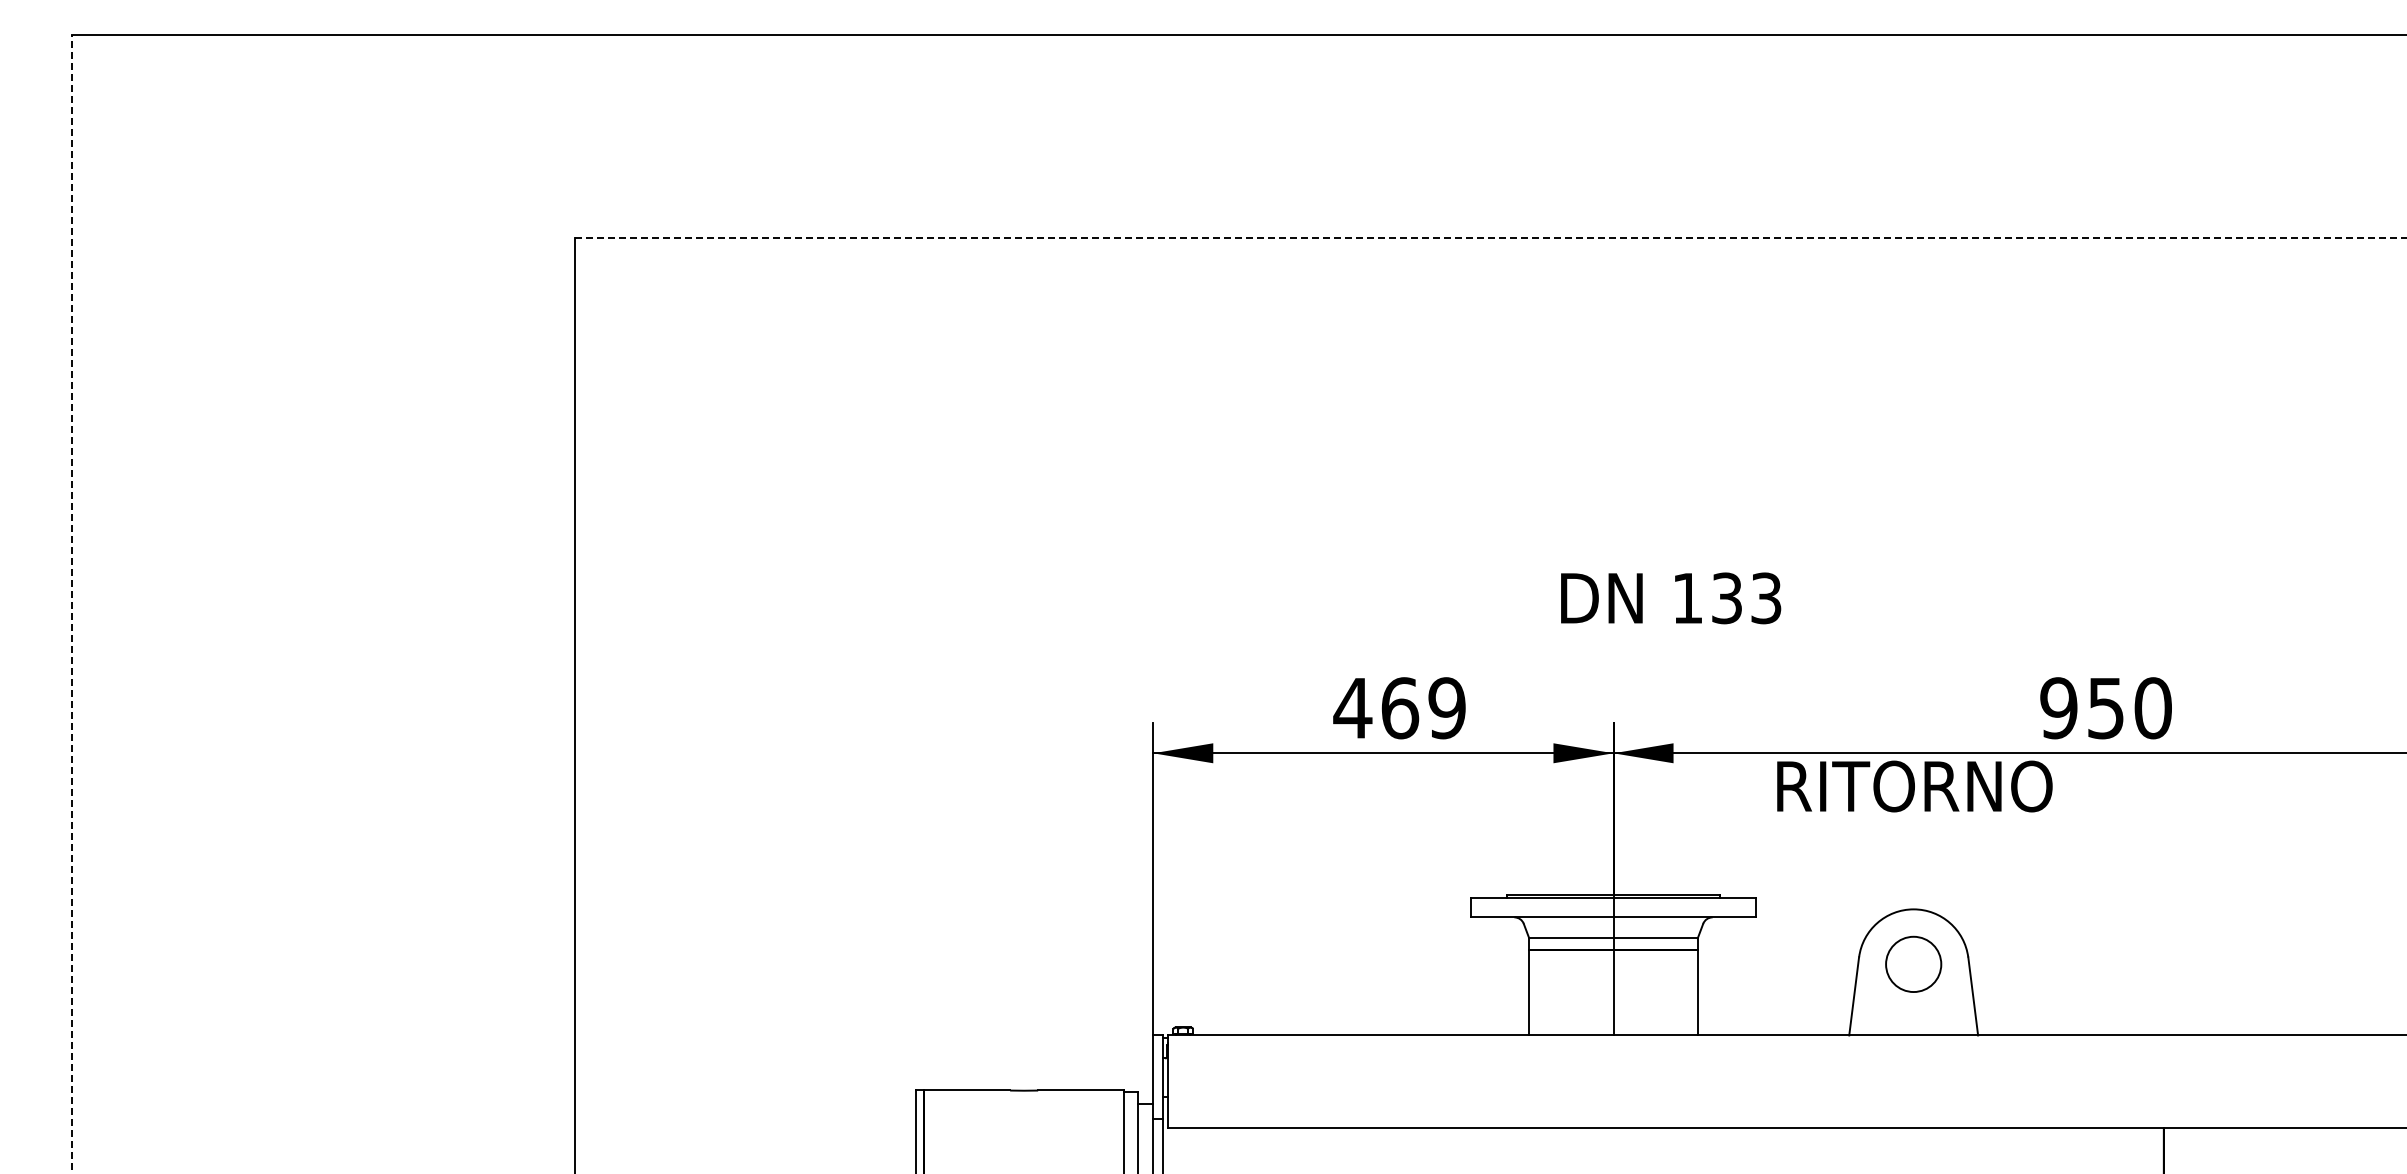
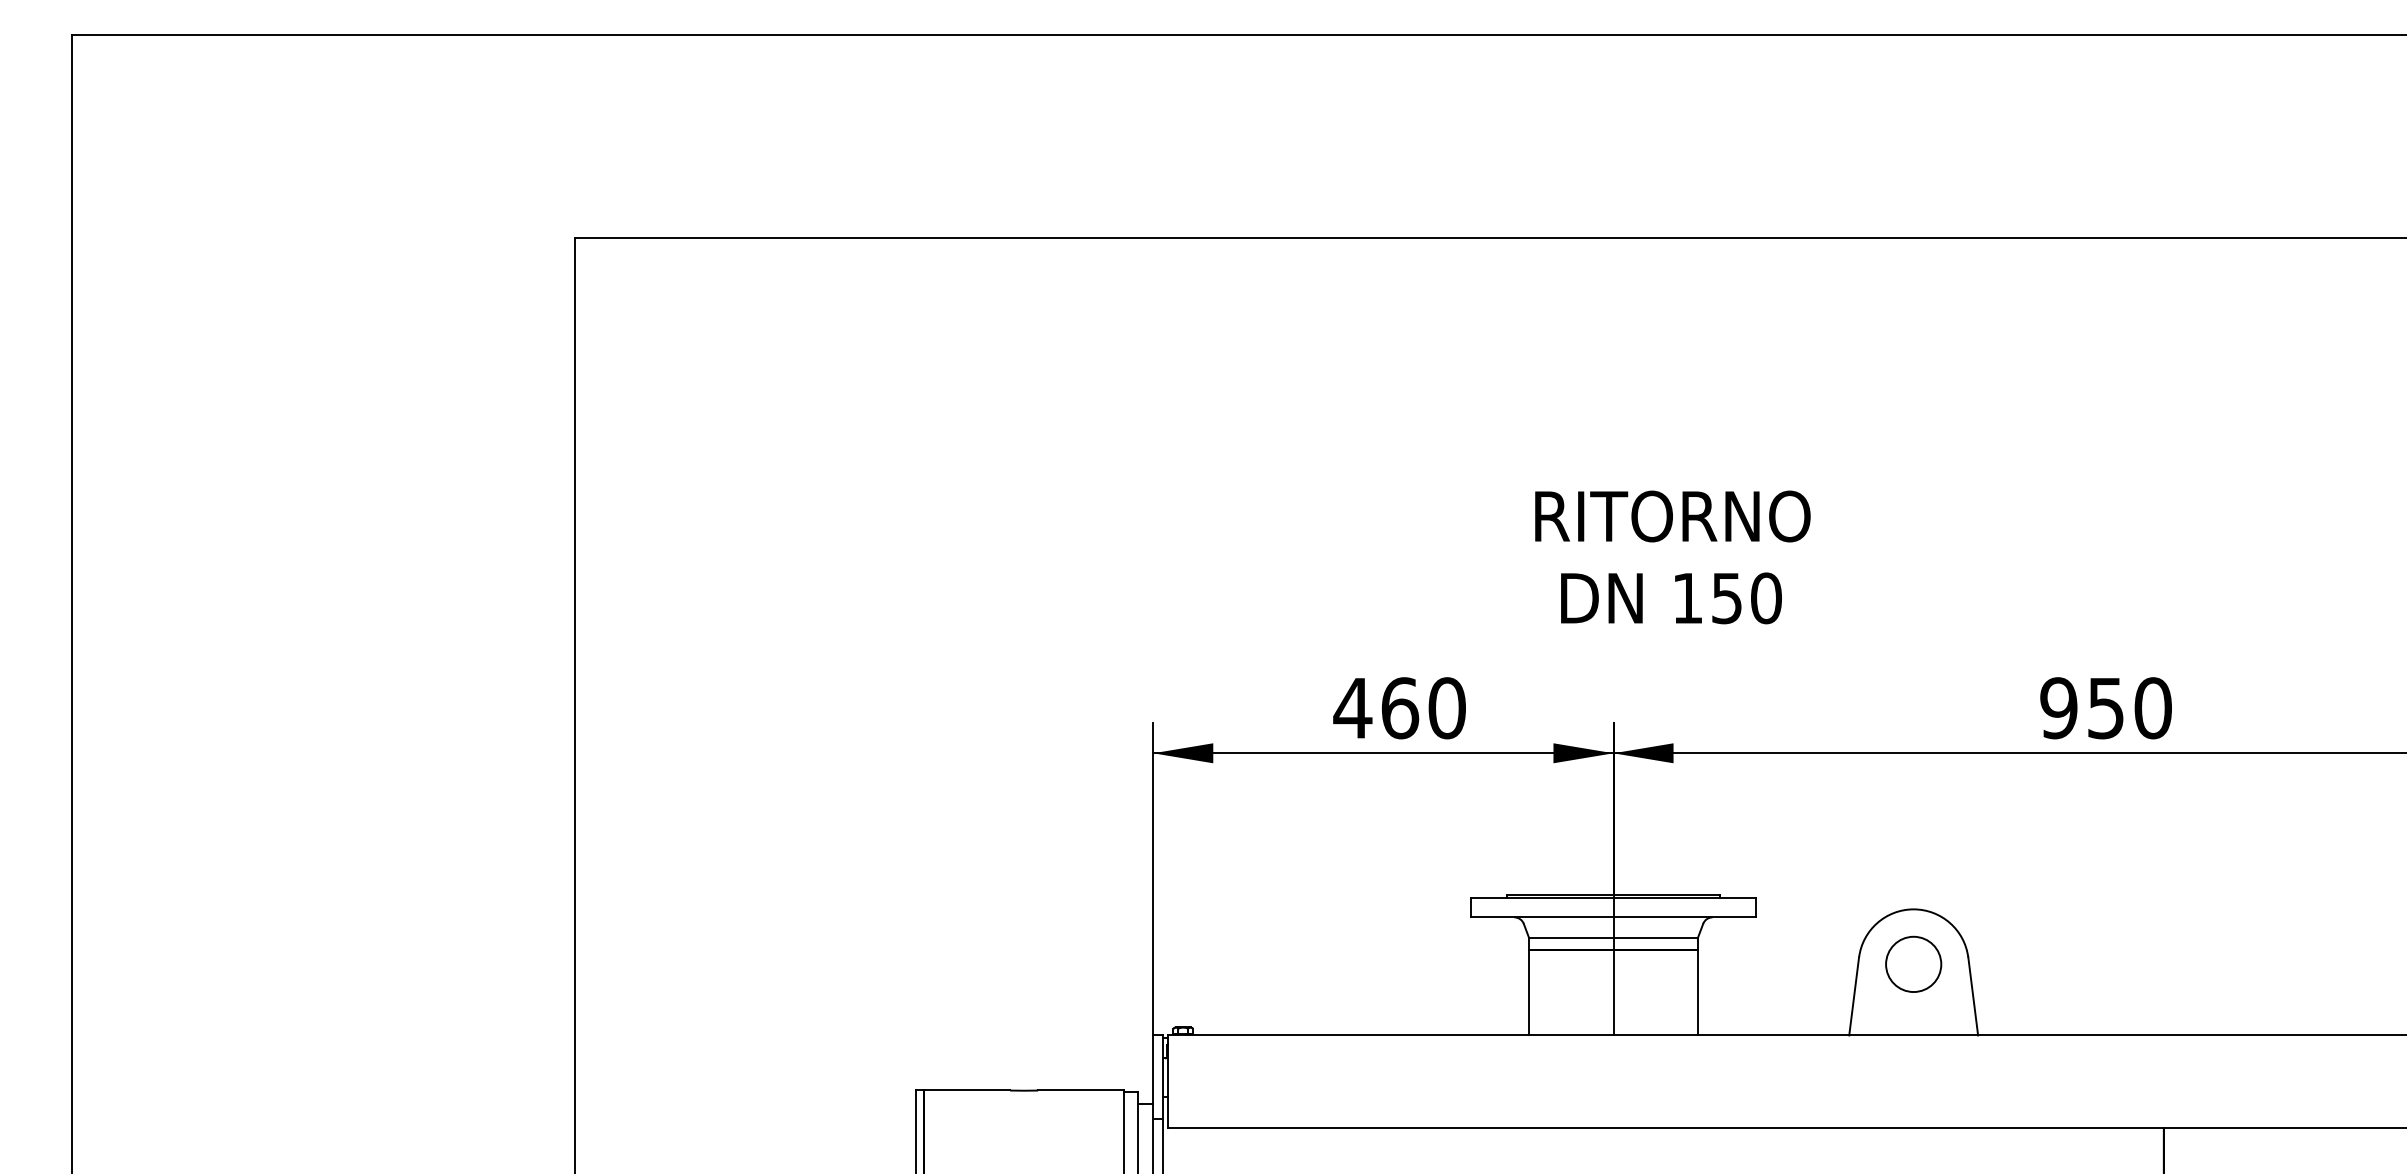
line: dashed -> solid (1491, 238)
text: 133 -> 150 (1746, 598)
line: dashed -> solid (72, 604)
text: 469 -> 460 (1446, 708)
text position: (1914, 786) -> (1672, 516) (1672, 516)
